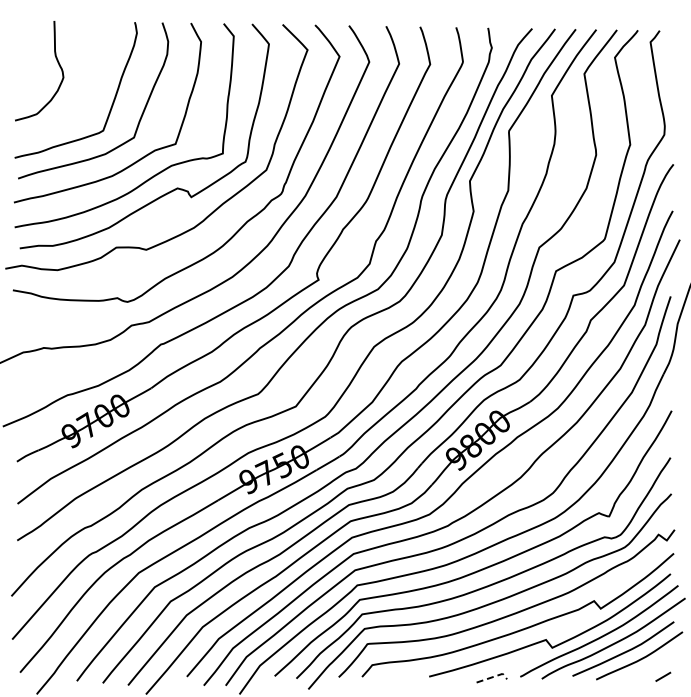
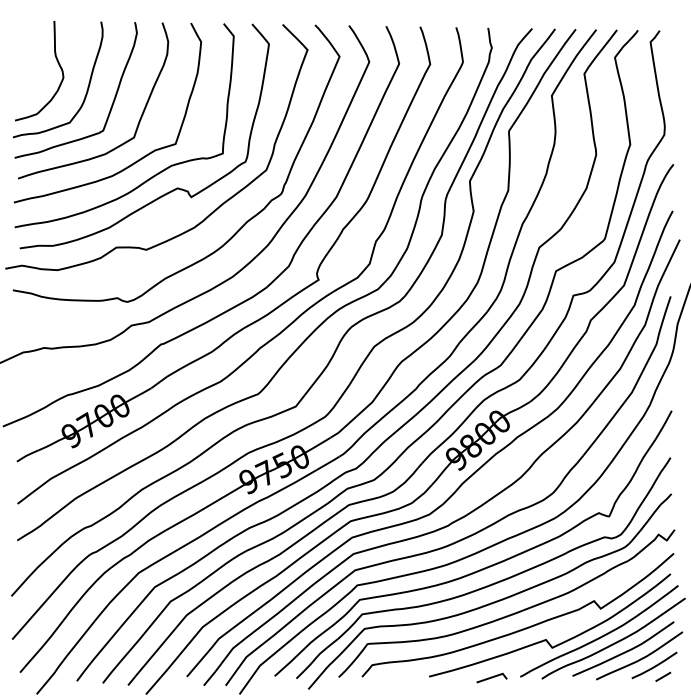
curve: none -> present (87, 86)
curve: none -> present (654, 665)
line: dashed -> solid (494, 676)
